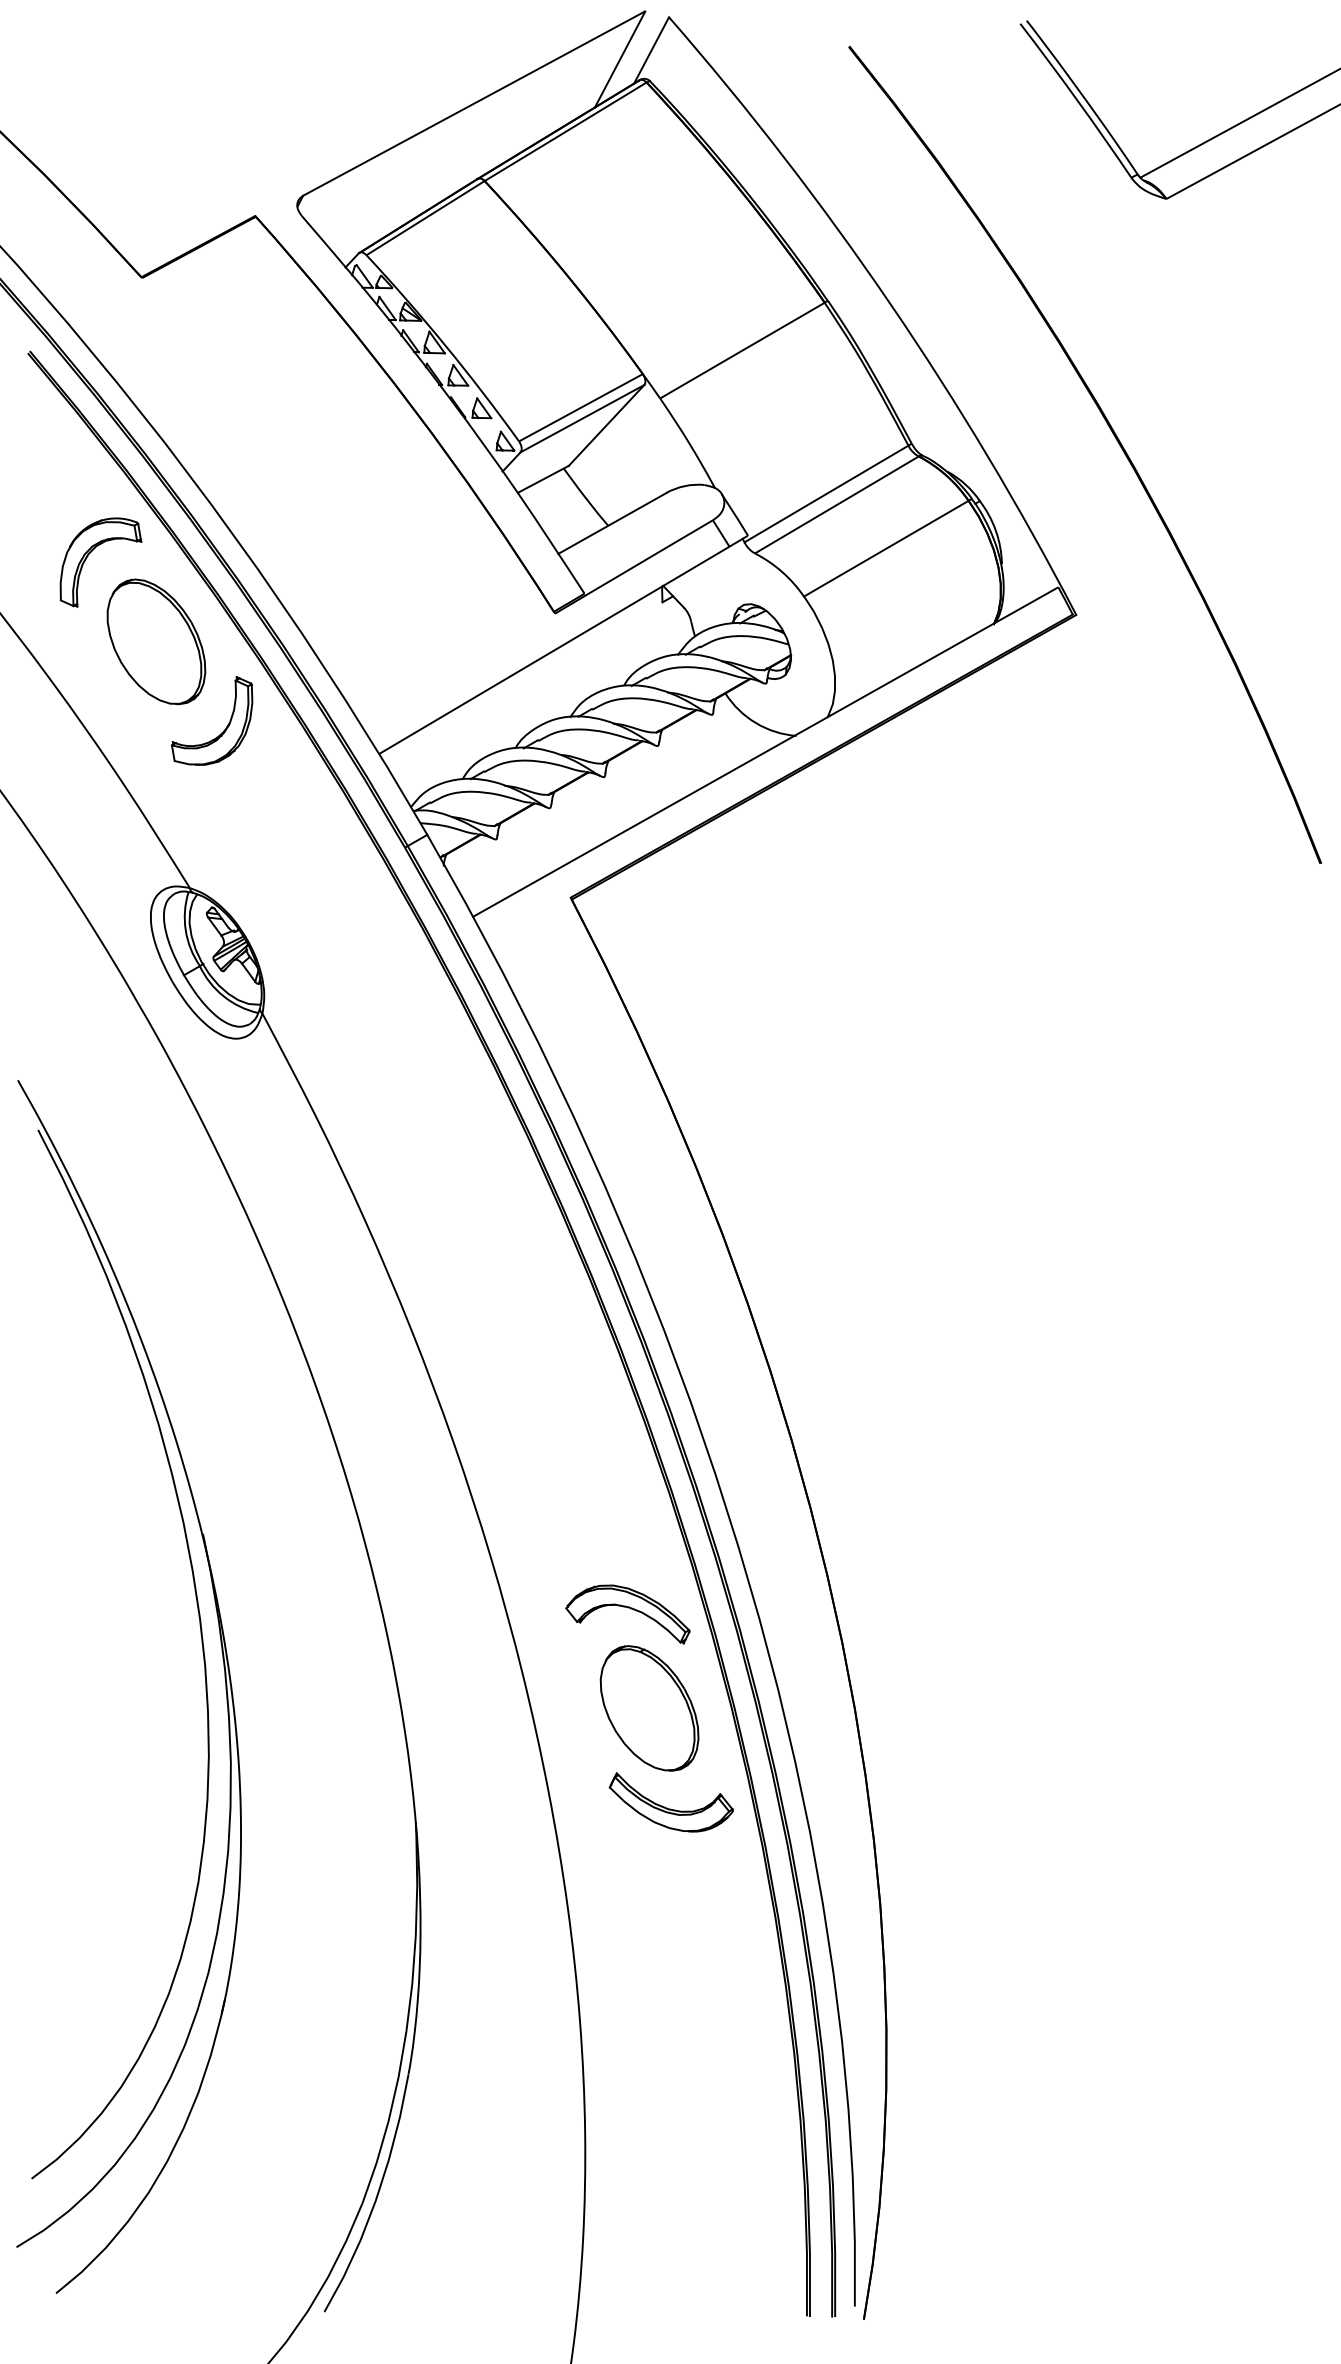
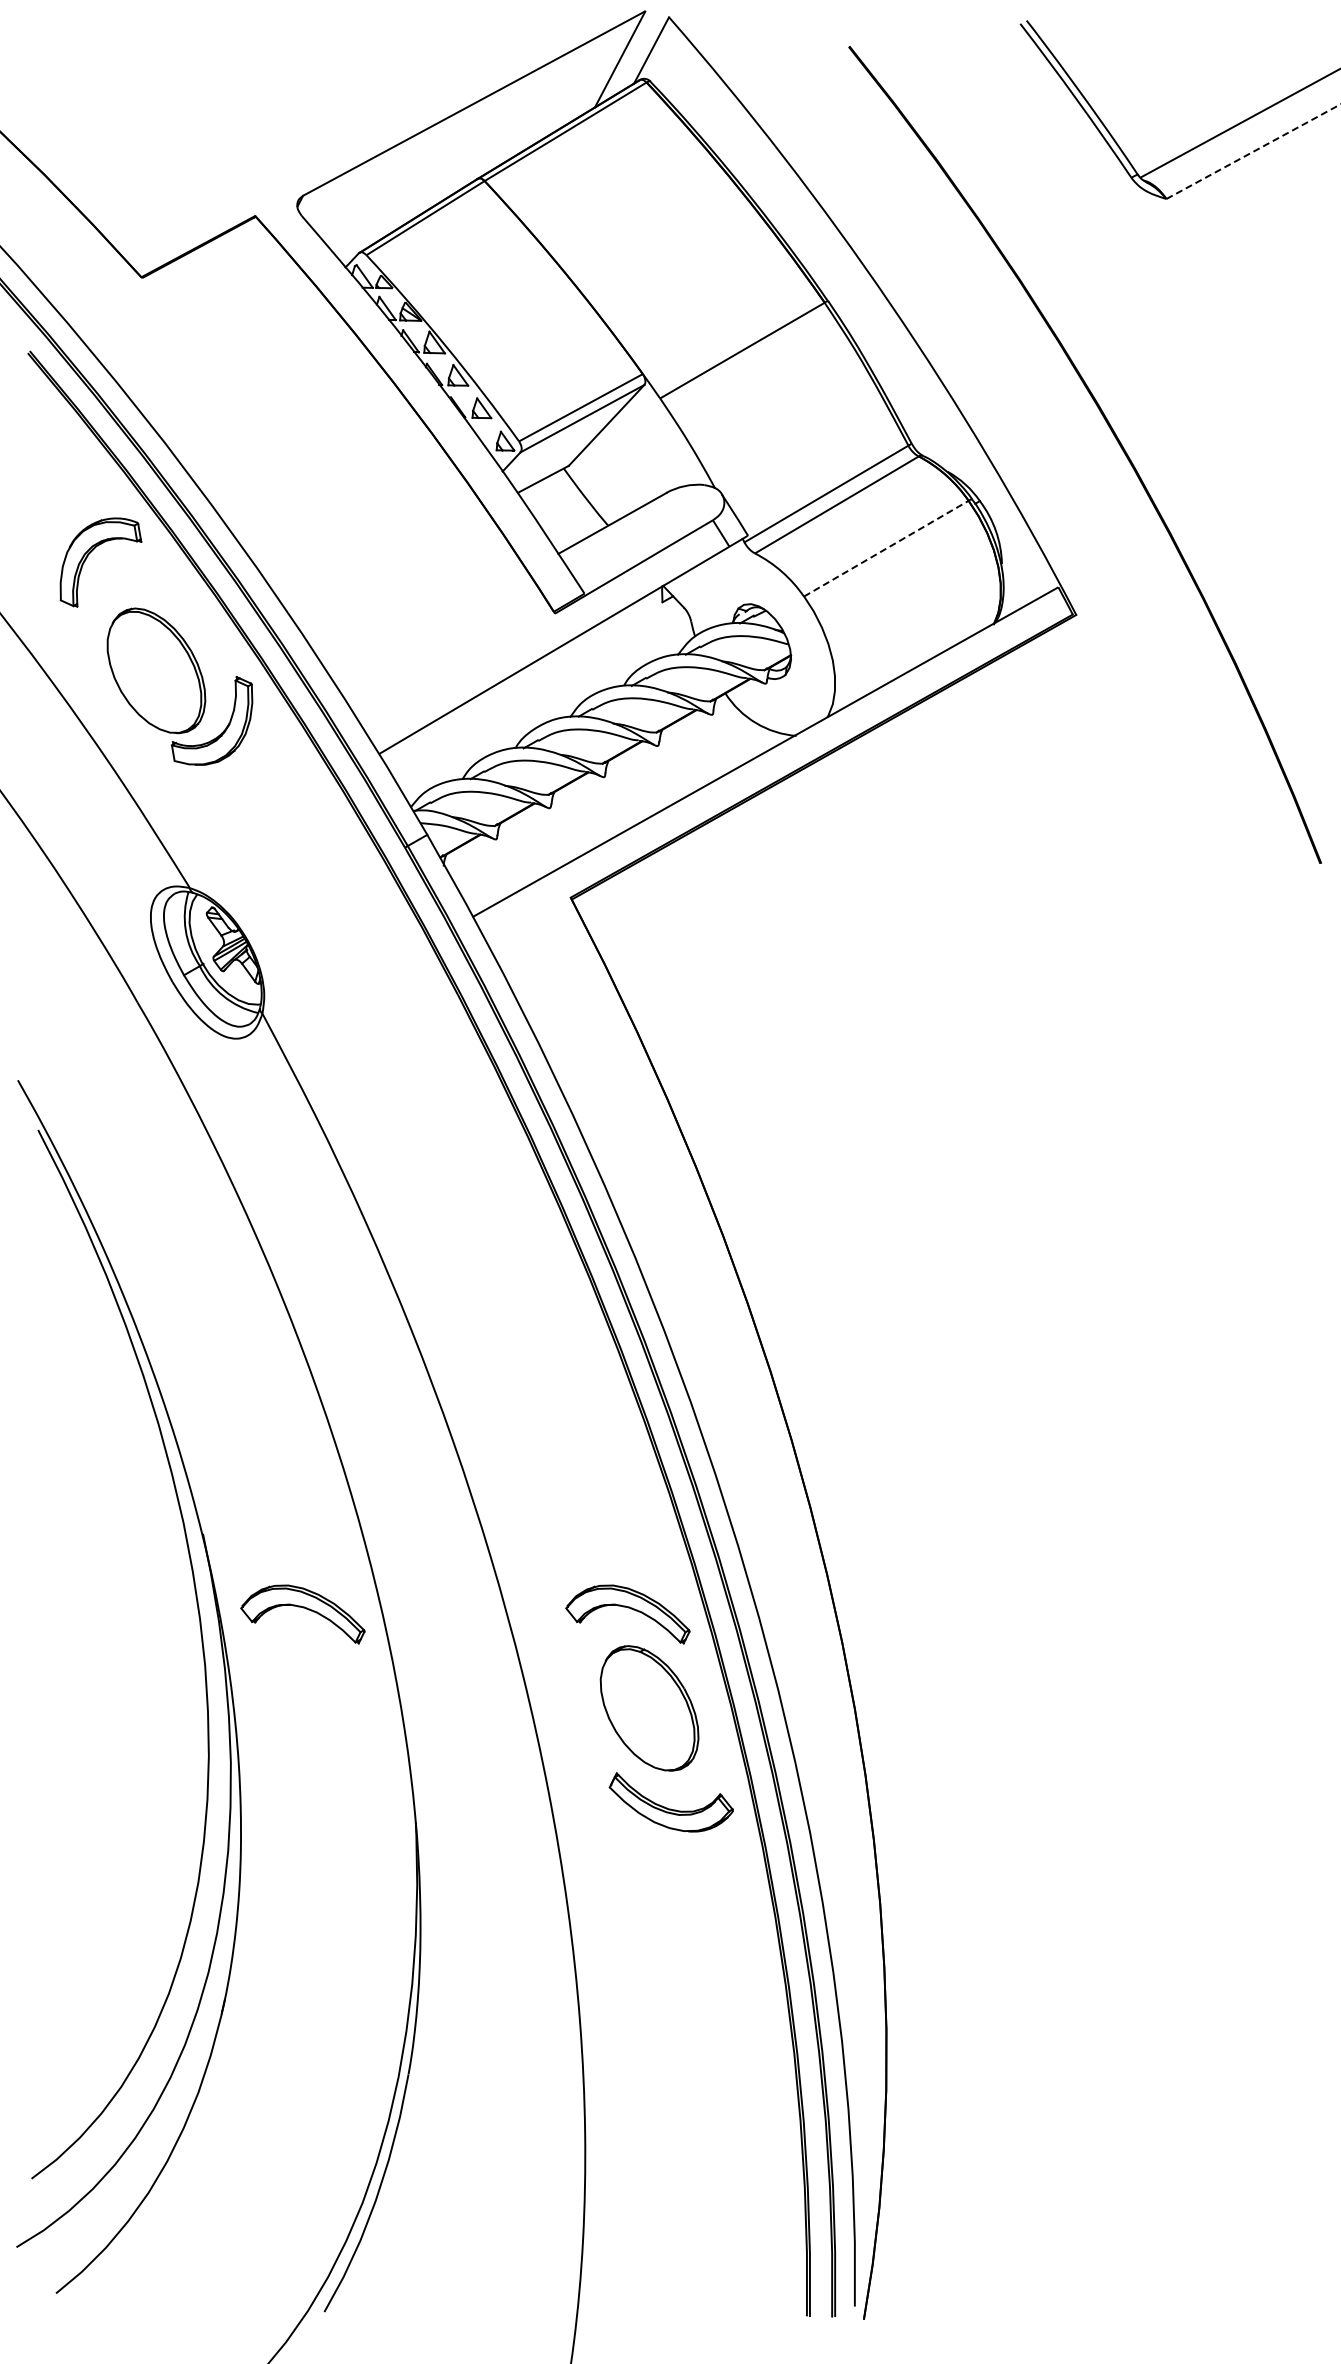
line: solid -> dashed (1253, 151)
line: solid -> dashed (886, 548)
part position: (156, 641) -> (156, 670) (156, 670)
part: none -> present (303, 1608)
